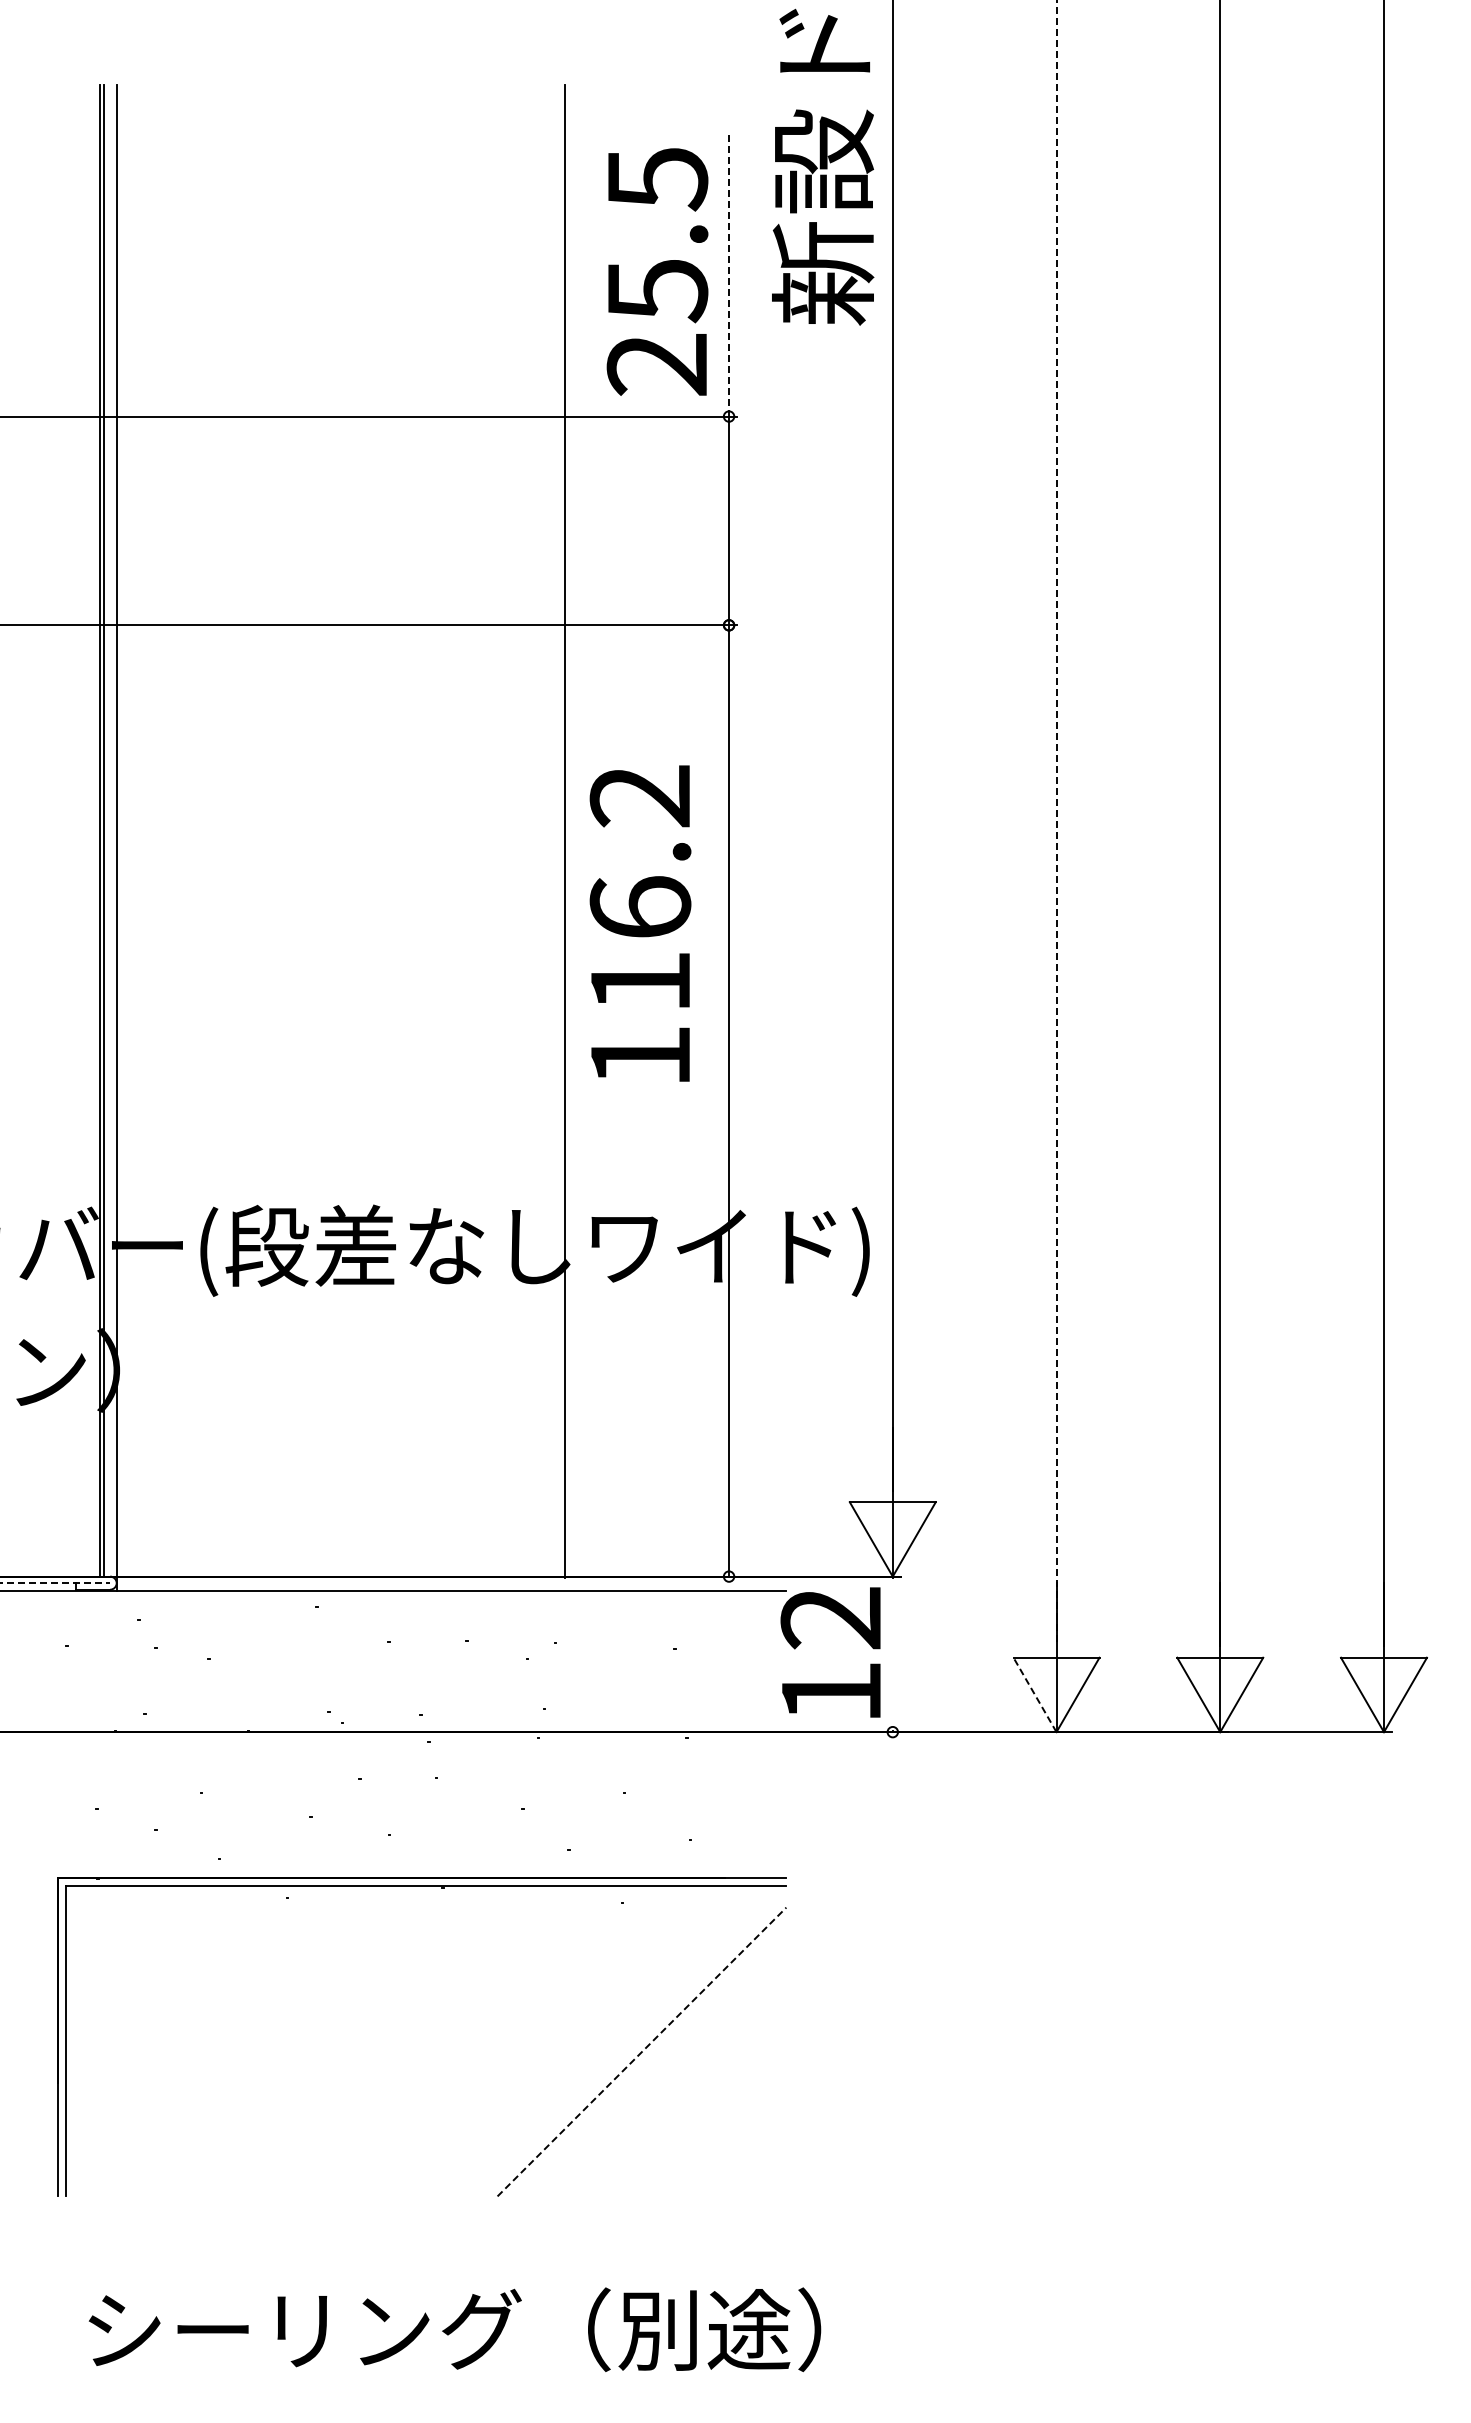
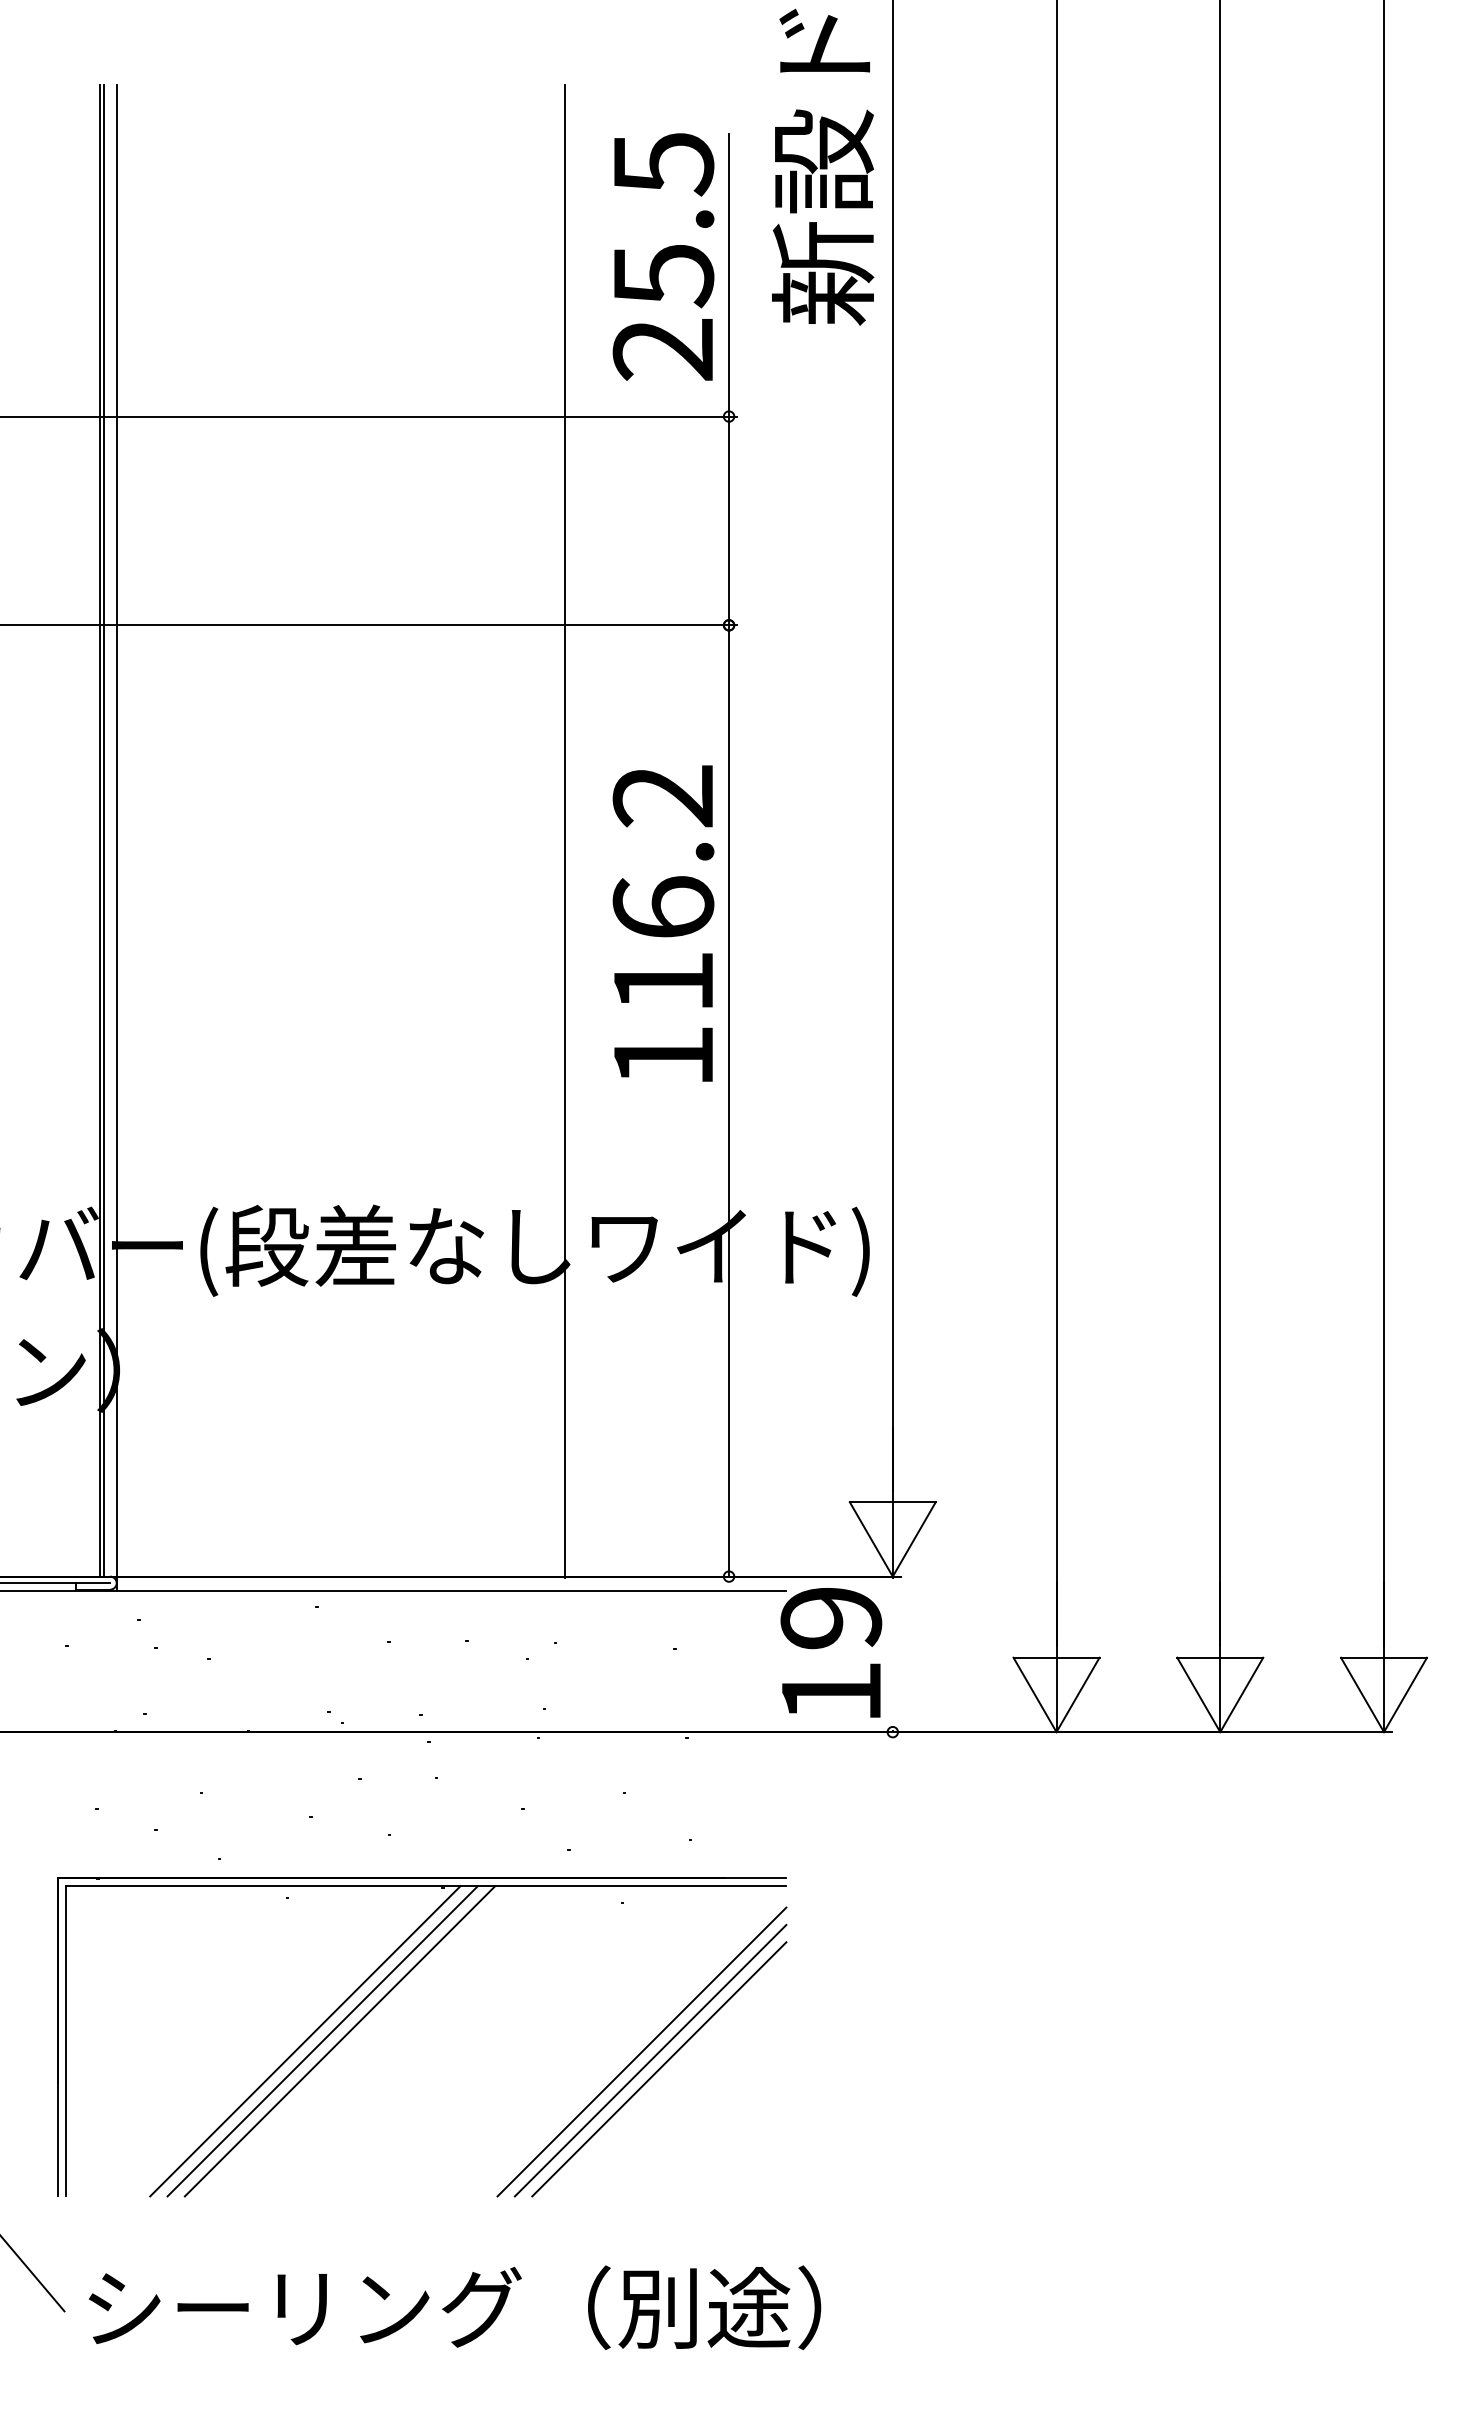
text position: (657, 271) -> (663, 256) (663, 256)
line: dashed -> solid (729, 274)
line: dashed -> solid (1056, 823)
text position: (640, 923) -> (663, 923) (663, 923)
line: dashed -> solid (55, 1583)
text: 12 -> 19 (831, 1618)
line: dashed -> solid (1035, 1694)
line: none -> present (305, 2041)
line: none -> present (322, 2041)
line: none -> present (339, 2041)
line: dashed -> solid (642, 2051)
line: none -> present (650, 2060)
line: none -> present (659, 2069)
line: none -> present (33, 2274)
text position: (454, 2329) -> (454, 2307) (454, 2307)
